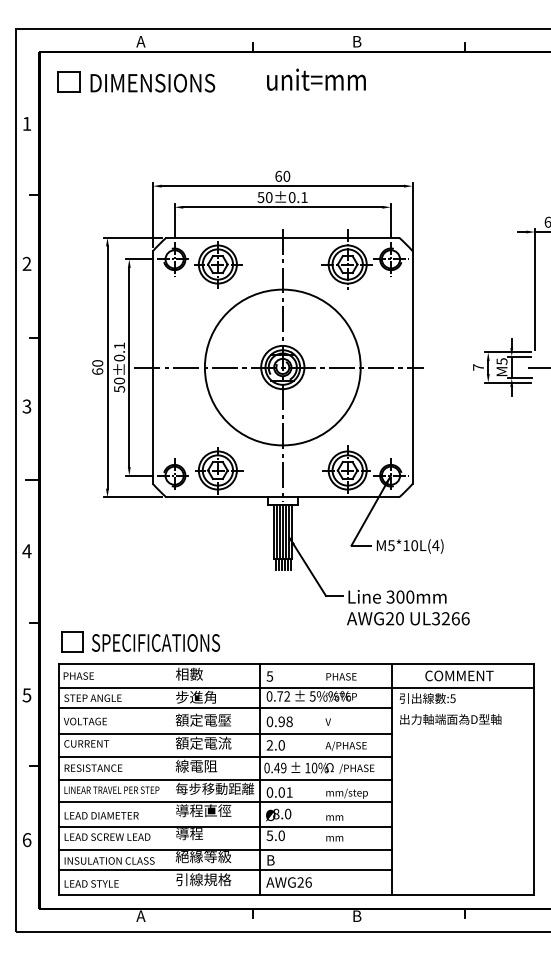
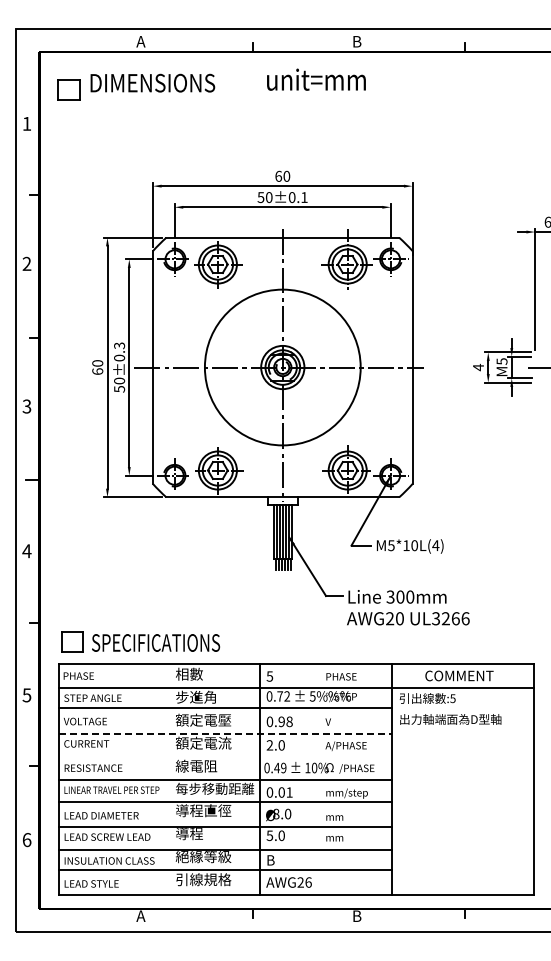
part position: (68, 81) -> (68, 89) (68, 89)
text: 50±0.1 -> 50±0.3 (119, 345)
text: 7 -> 4 (478, 367)
line: solid -> dashed (225, 733)
line: present -> none (224, 757)
